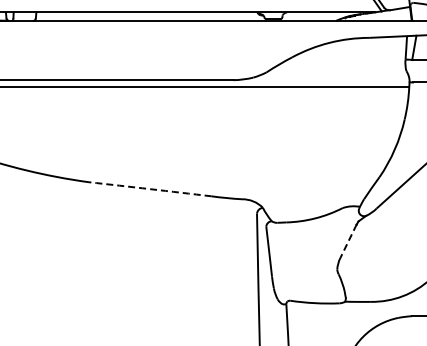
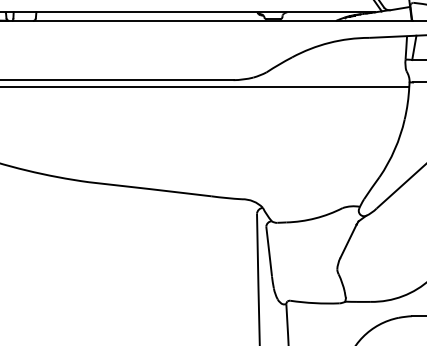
arc: dashed -> solid (150, 189)
line: dashed -> solid (348, 241)
